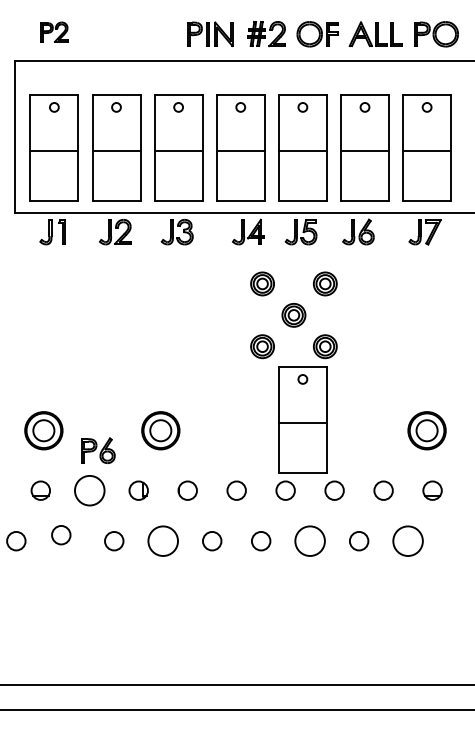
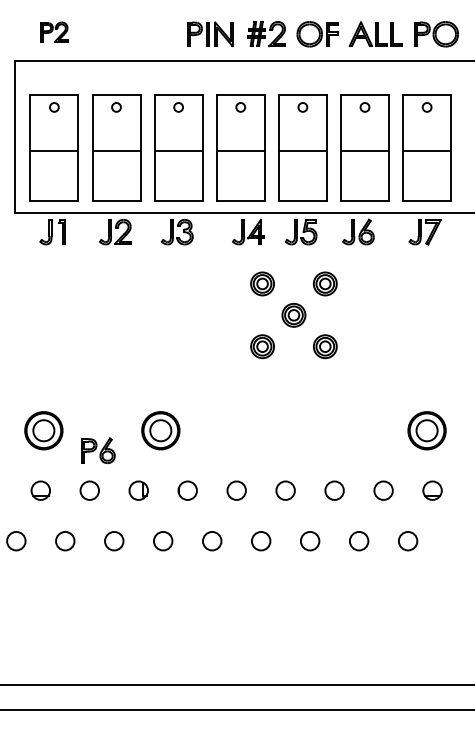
part: present -> none (302, 419)
circle diameter: 30 px -> 18 px (89, 490)
circle position: (61, 535) -> (65, 541) (65, 541)
circle diameter: 30 px -> 18 px (162, 540)
circle diameter: 30 px -> 18 px (309, 540)
circle diameter: 30 px -> 18 px (407, 540)
